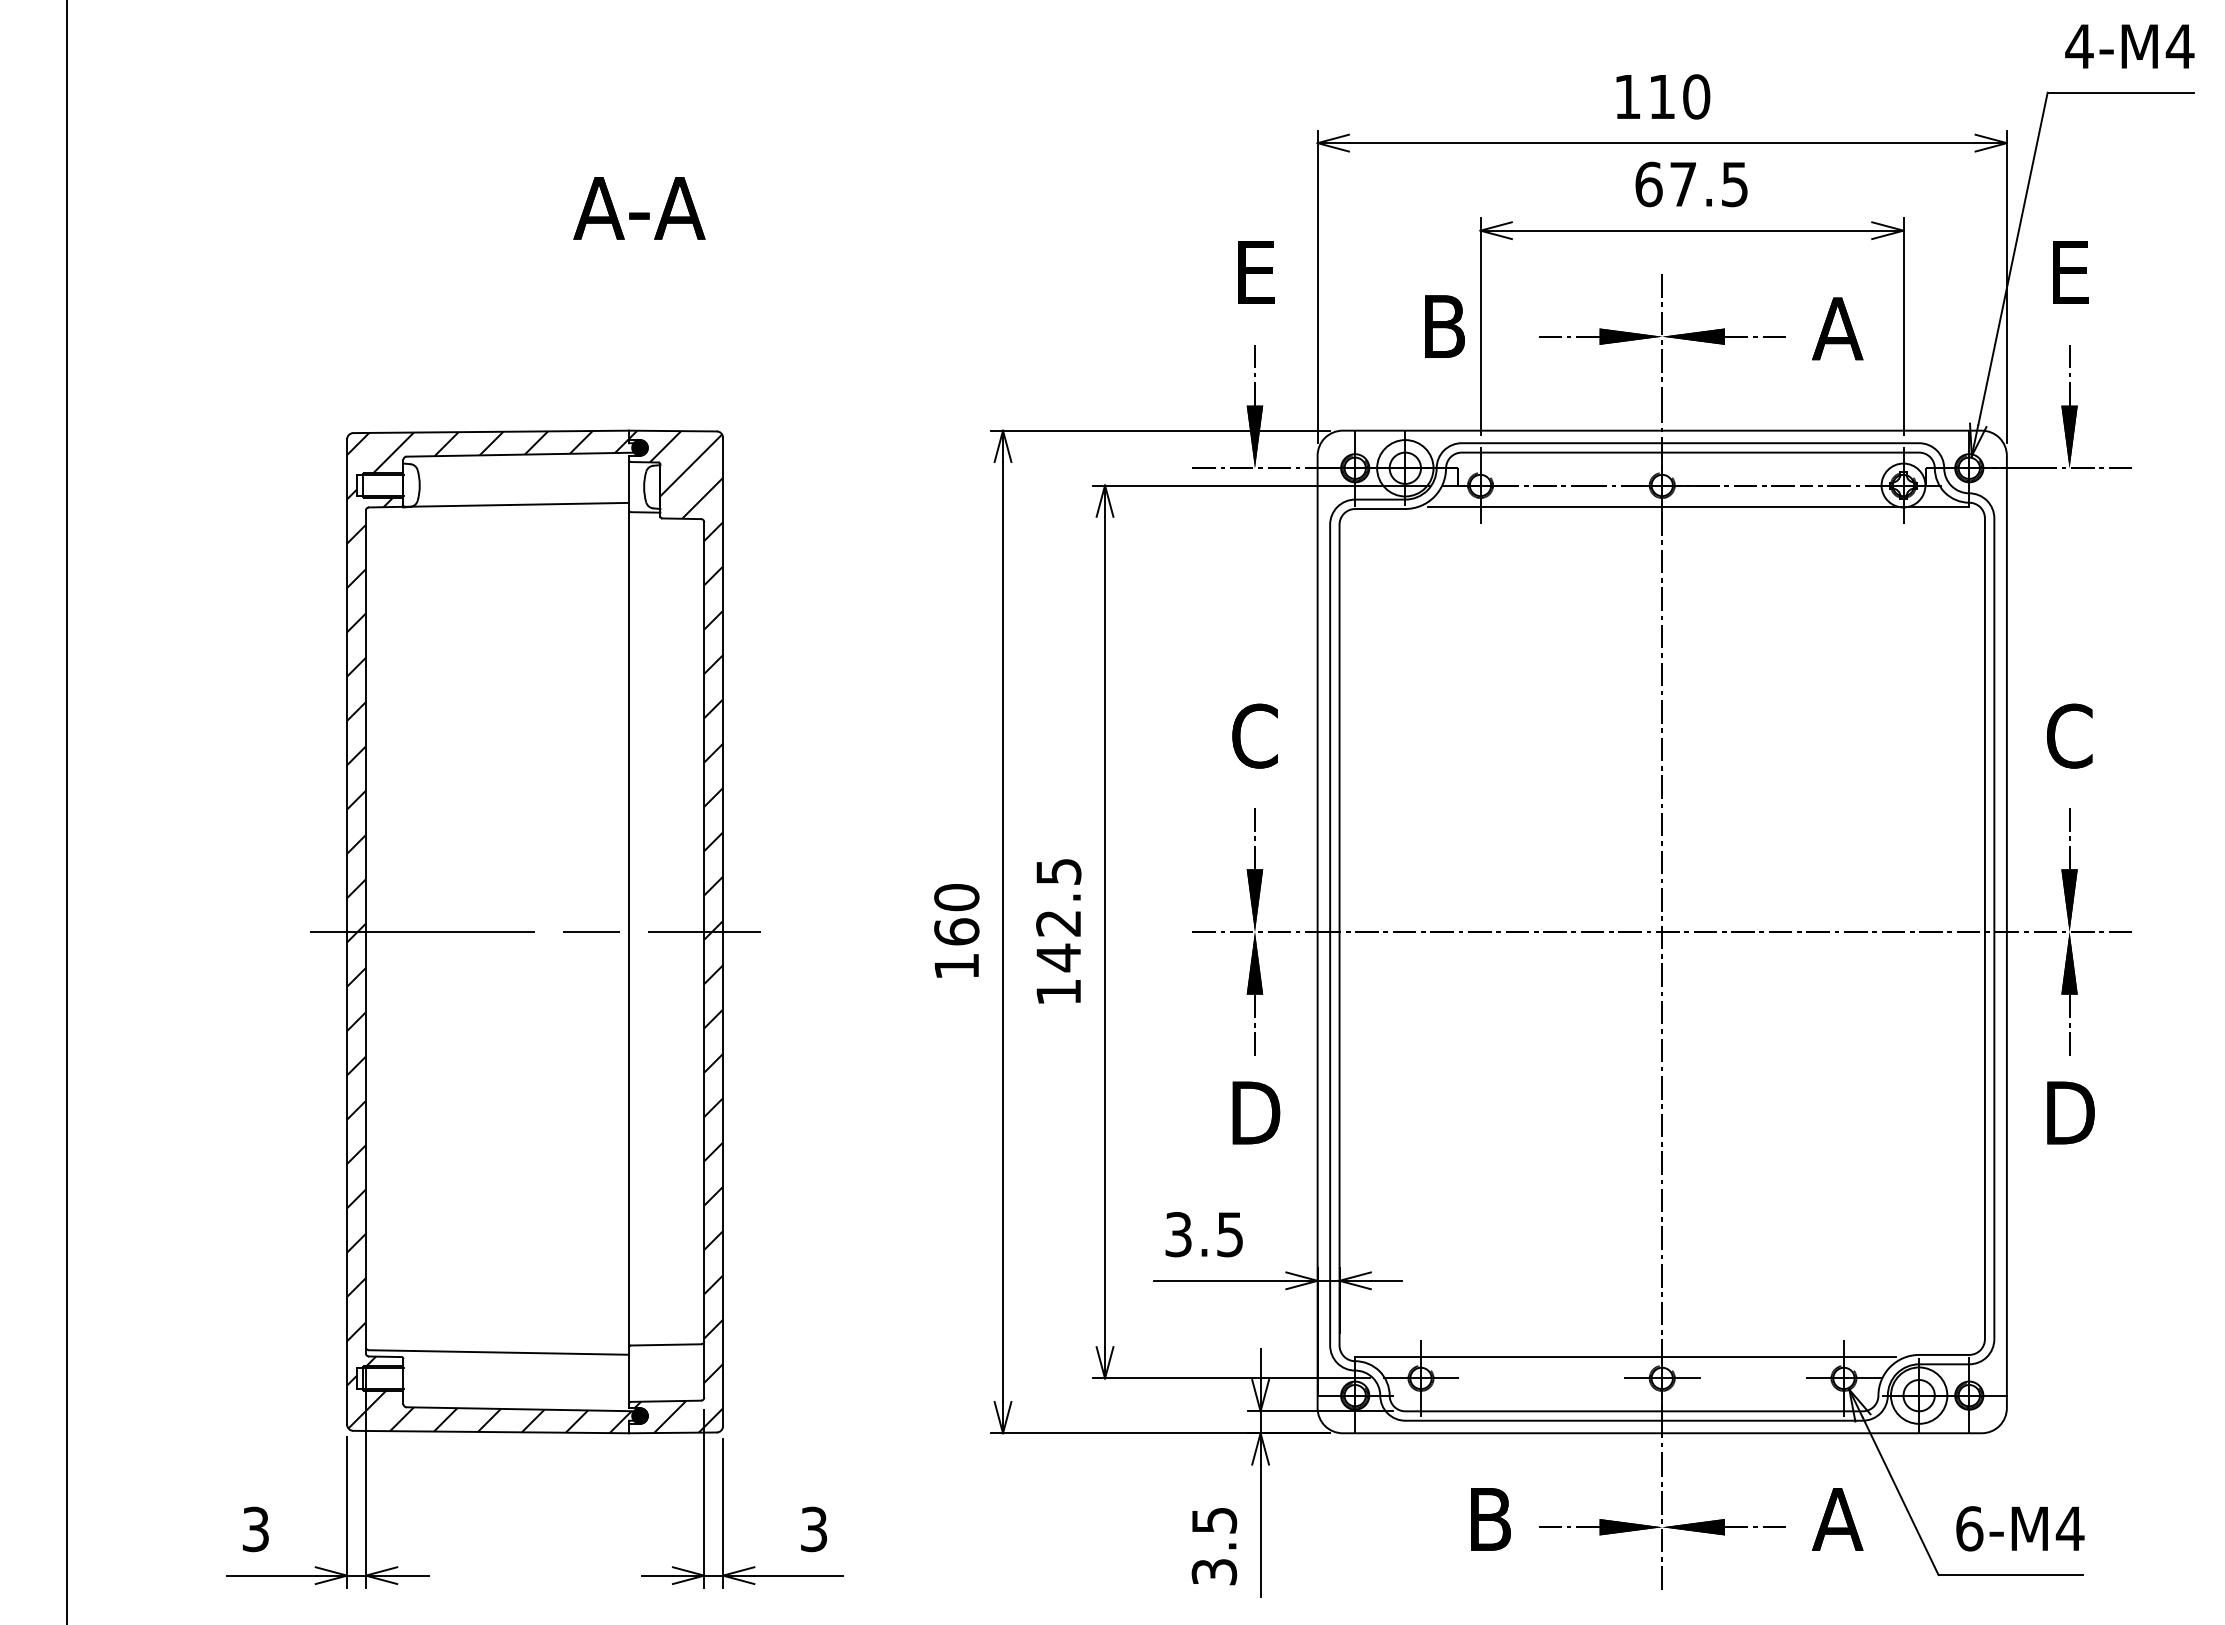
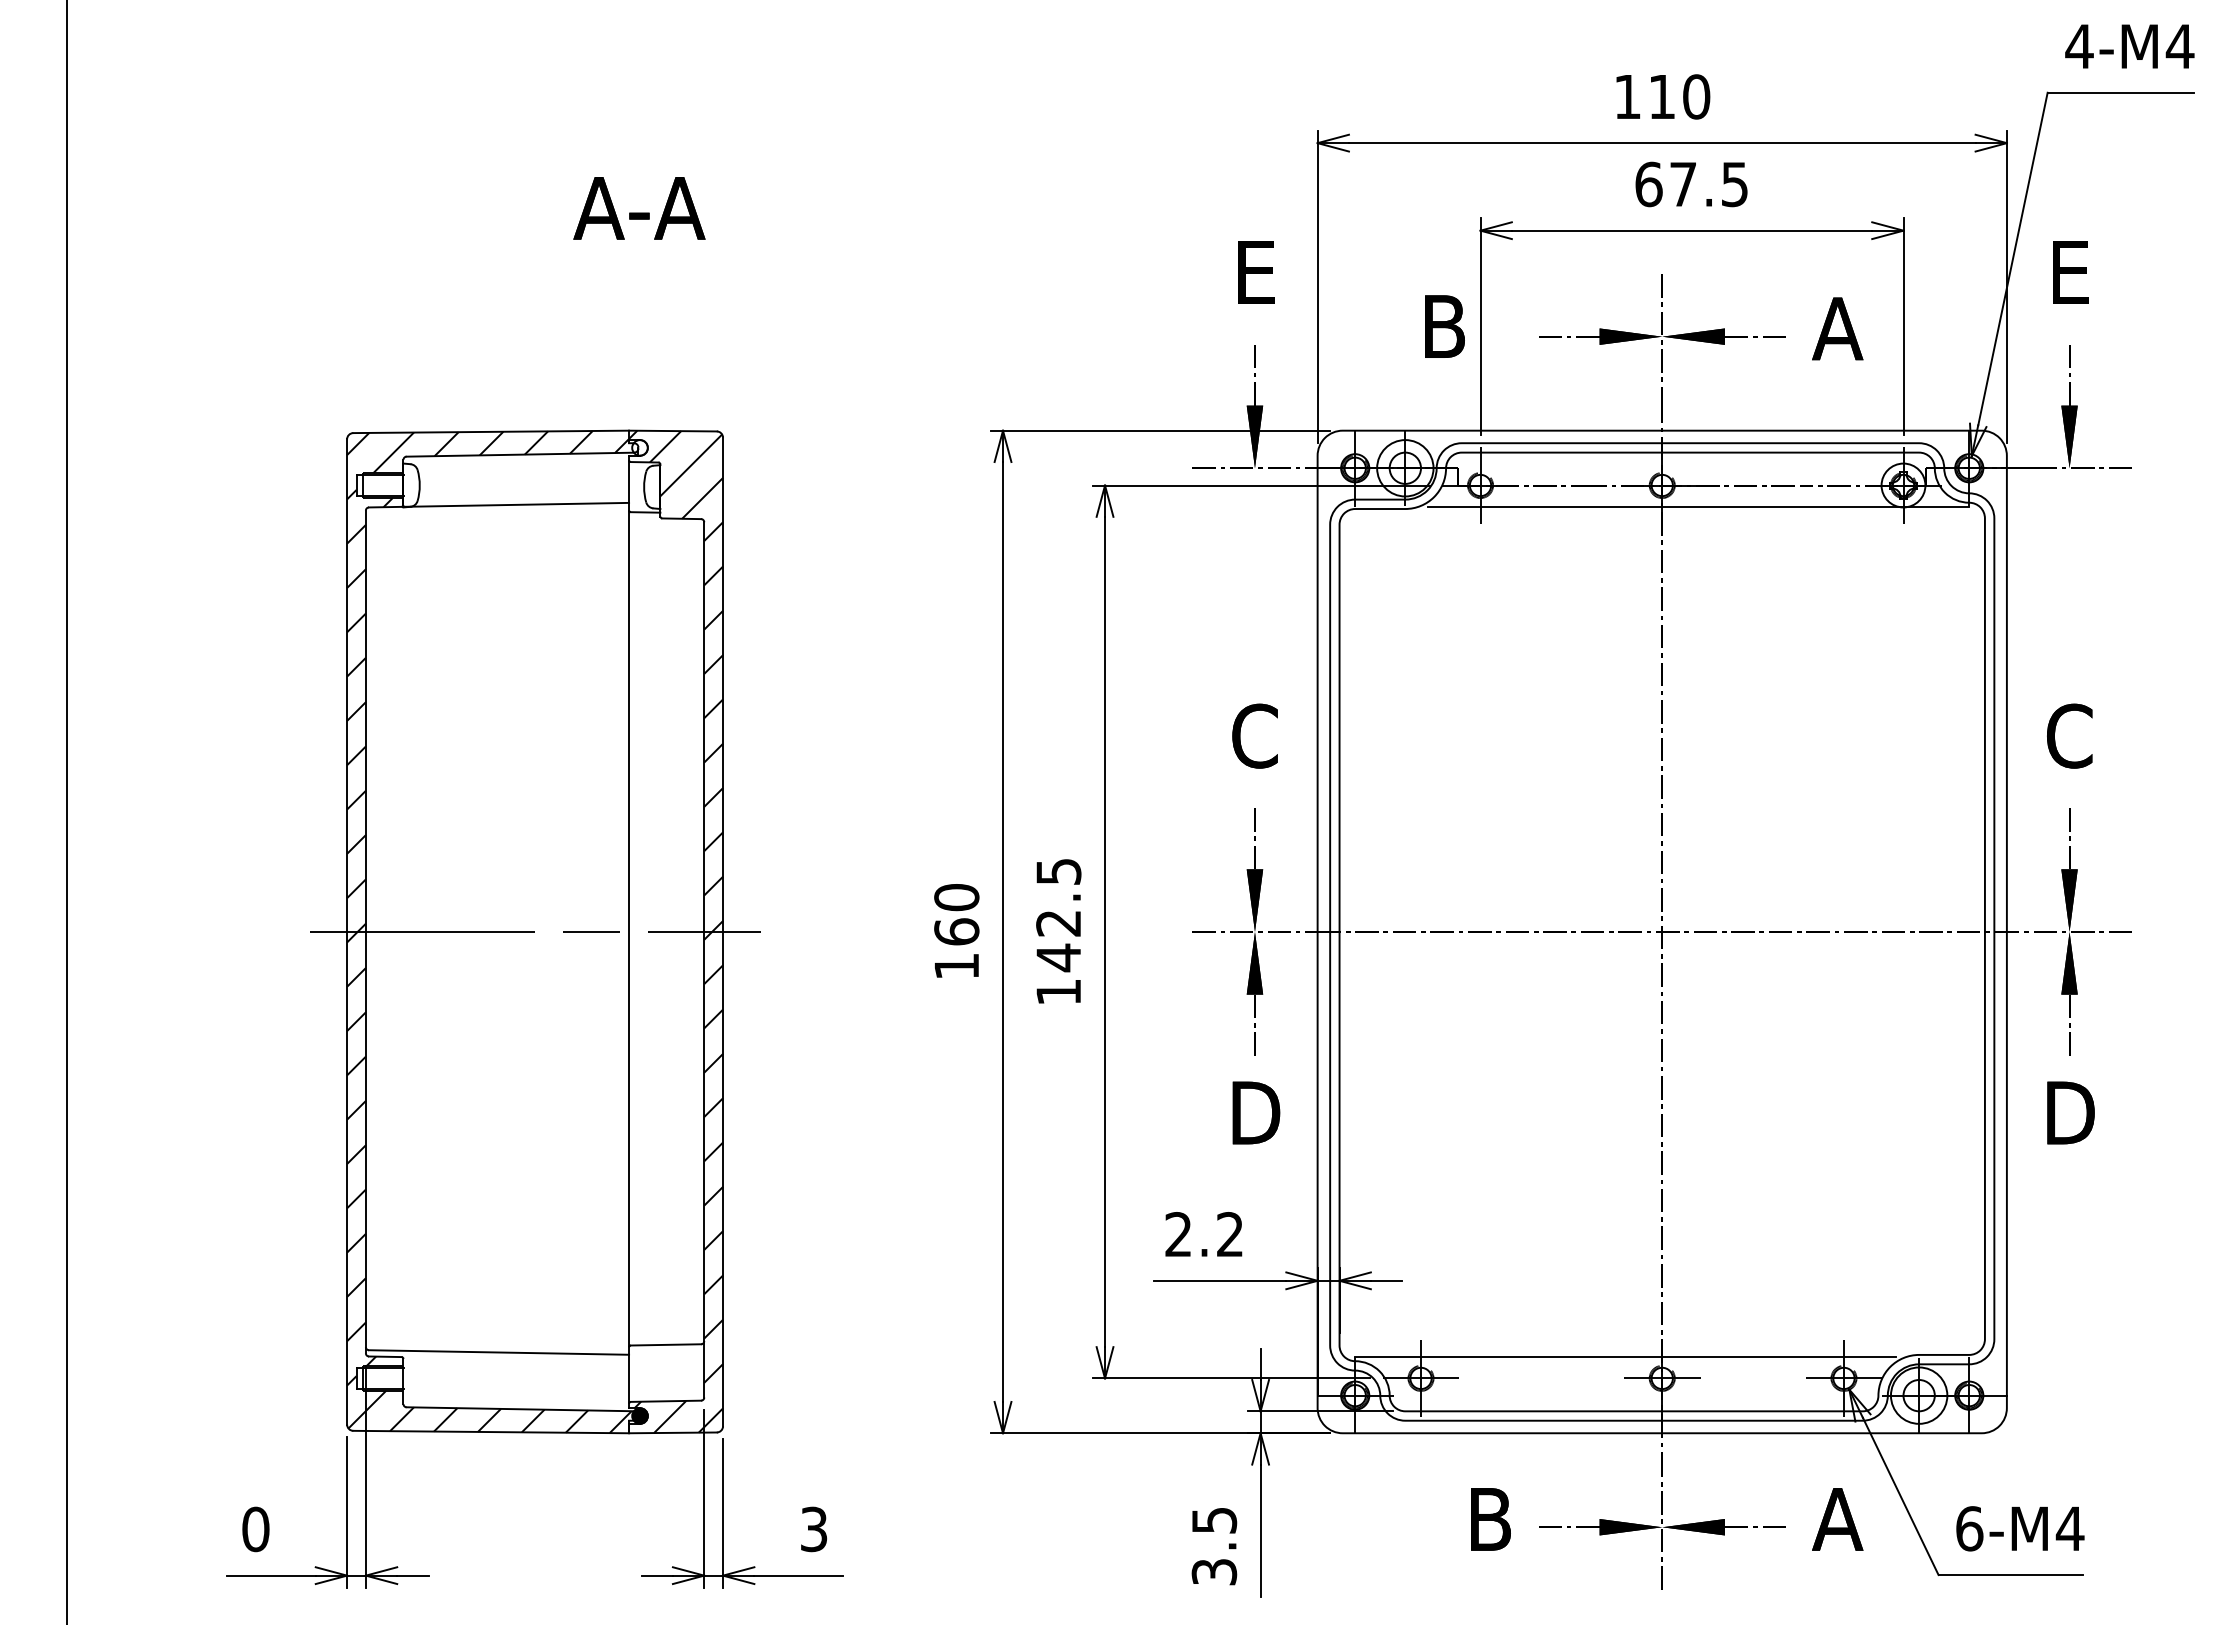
fill: present -> none (639, 447)
text: 3.5 -> 2.2 (1203, 1234)
text: 3 -> 0 (255, 1529)
